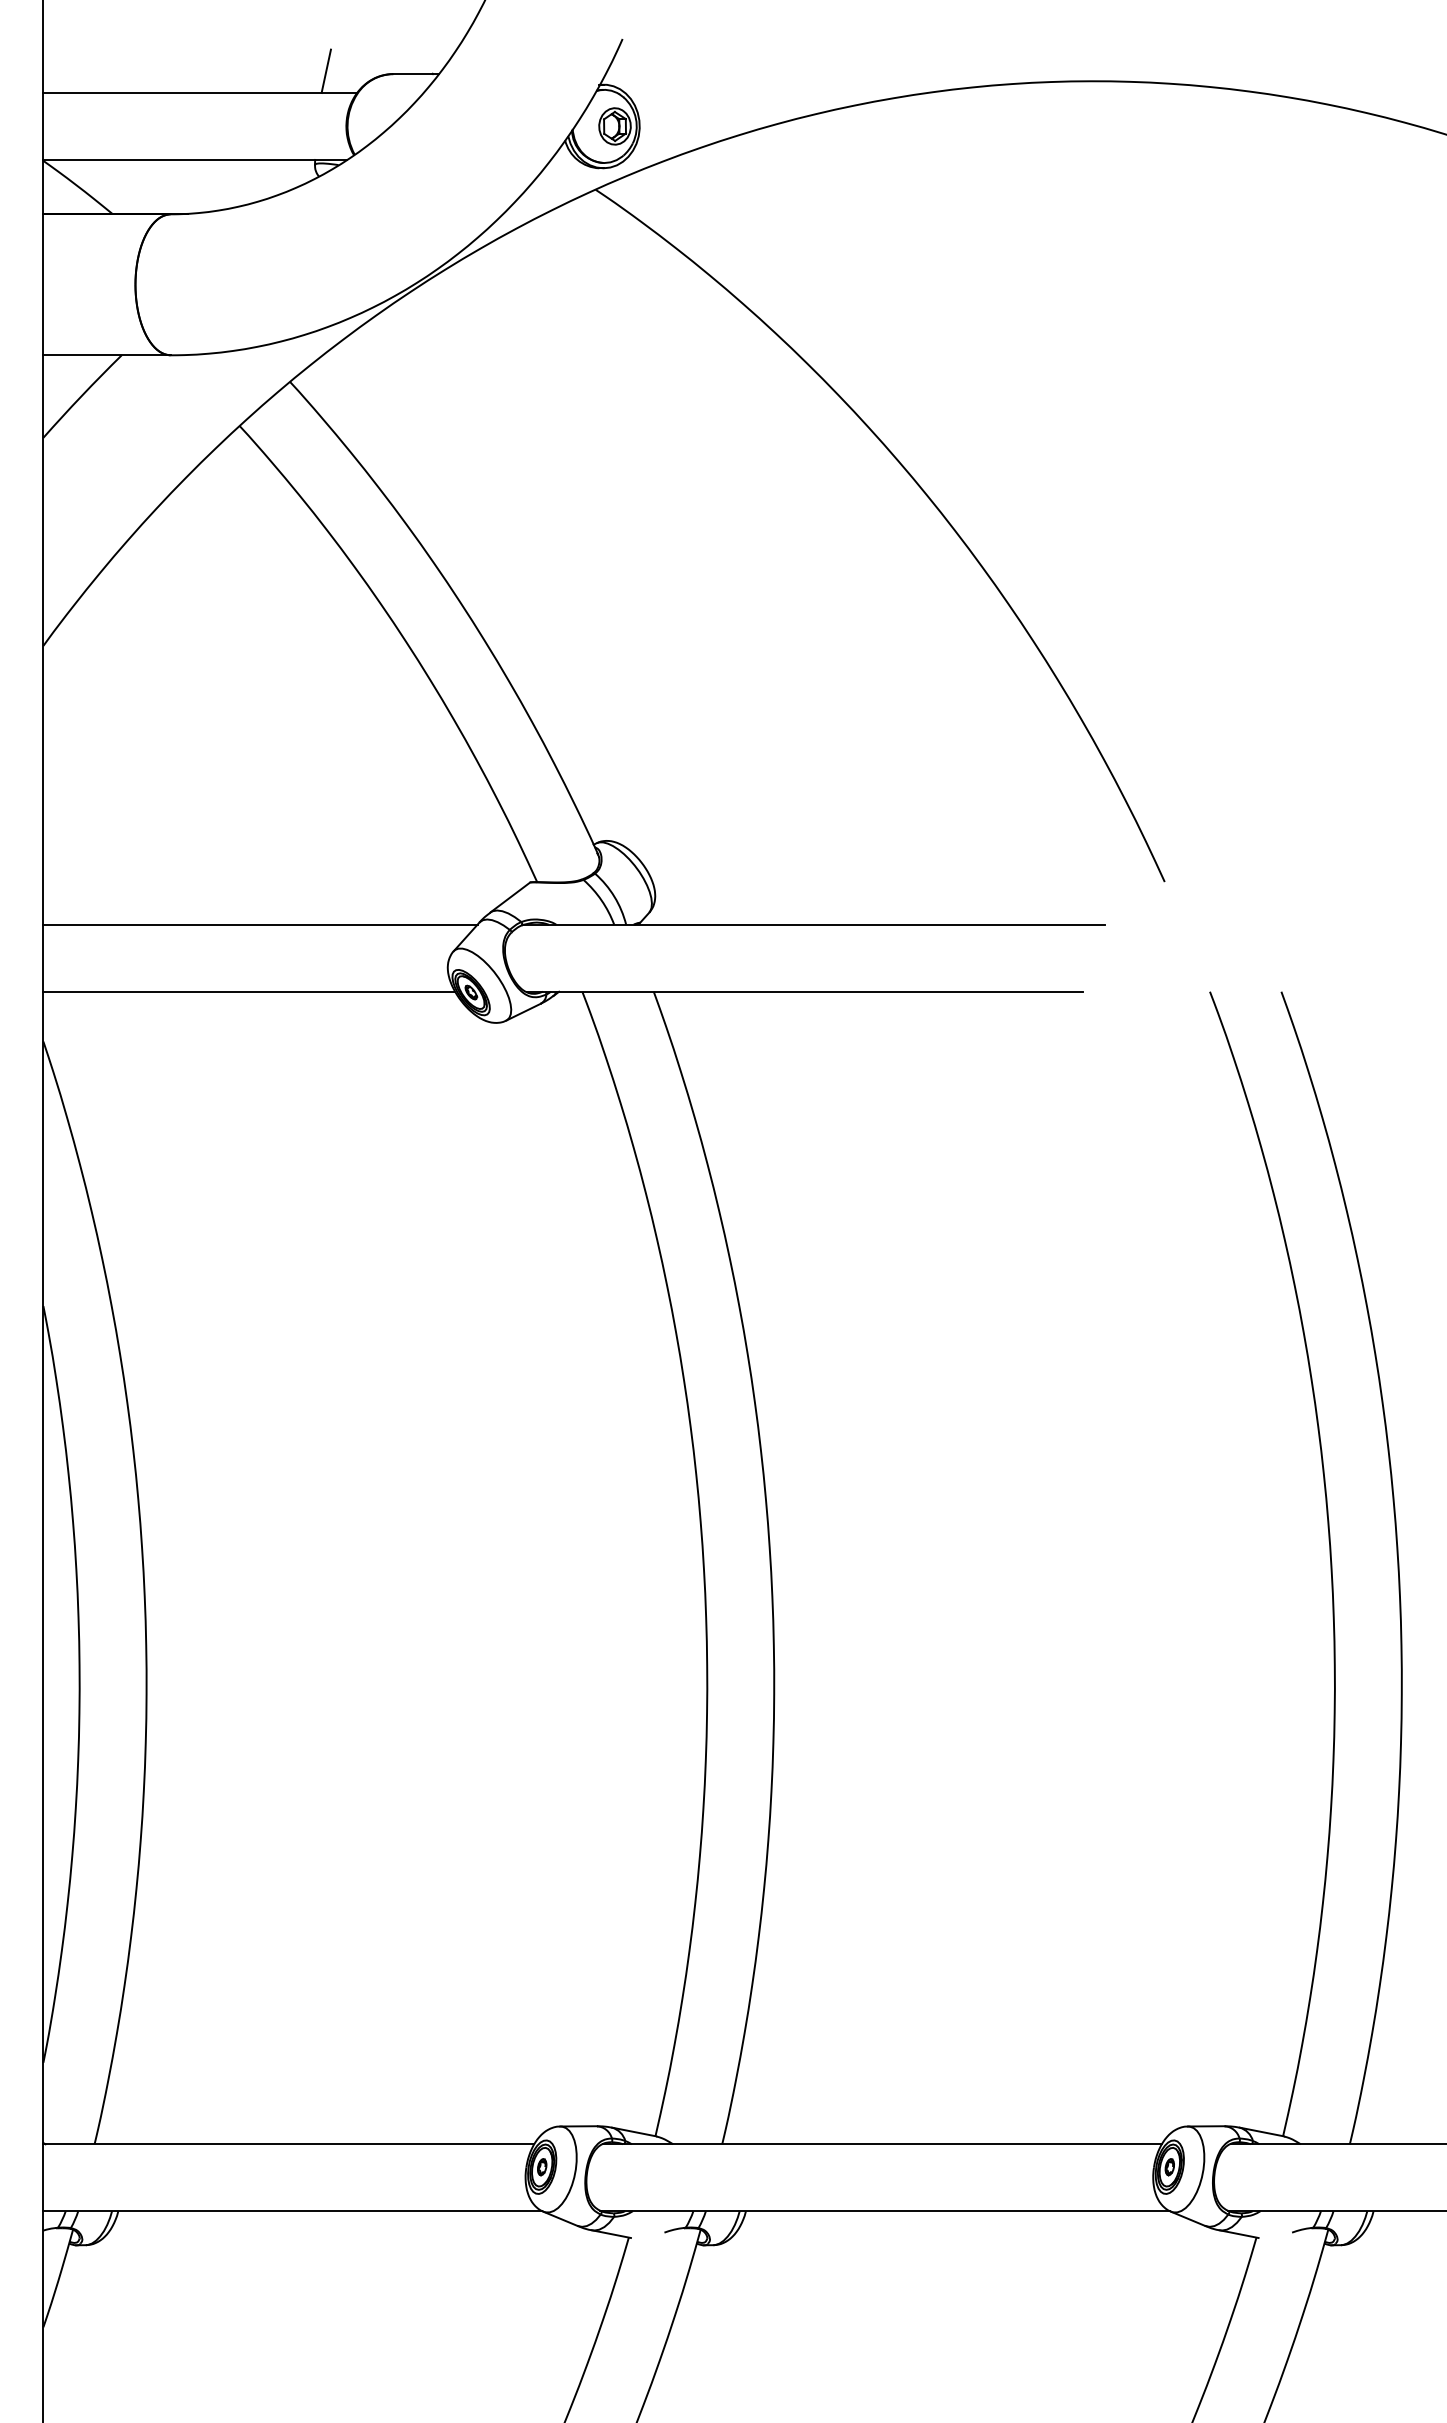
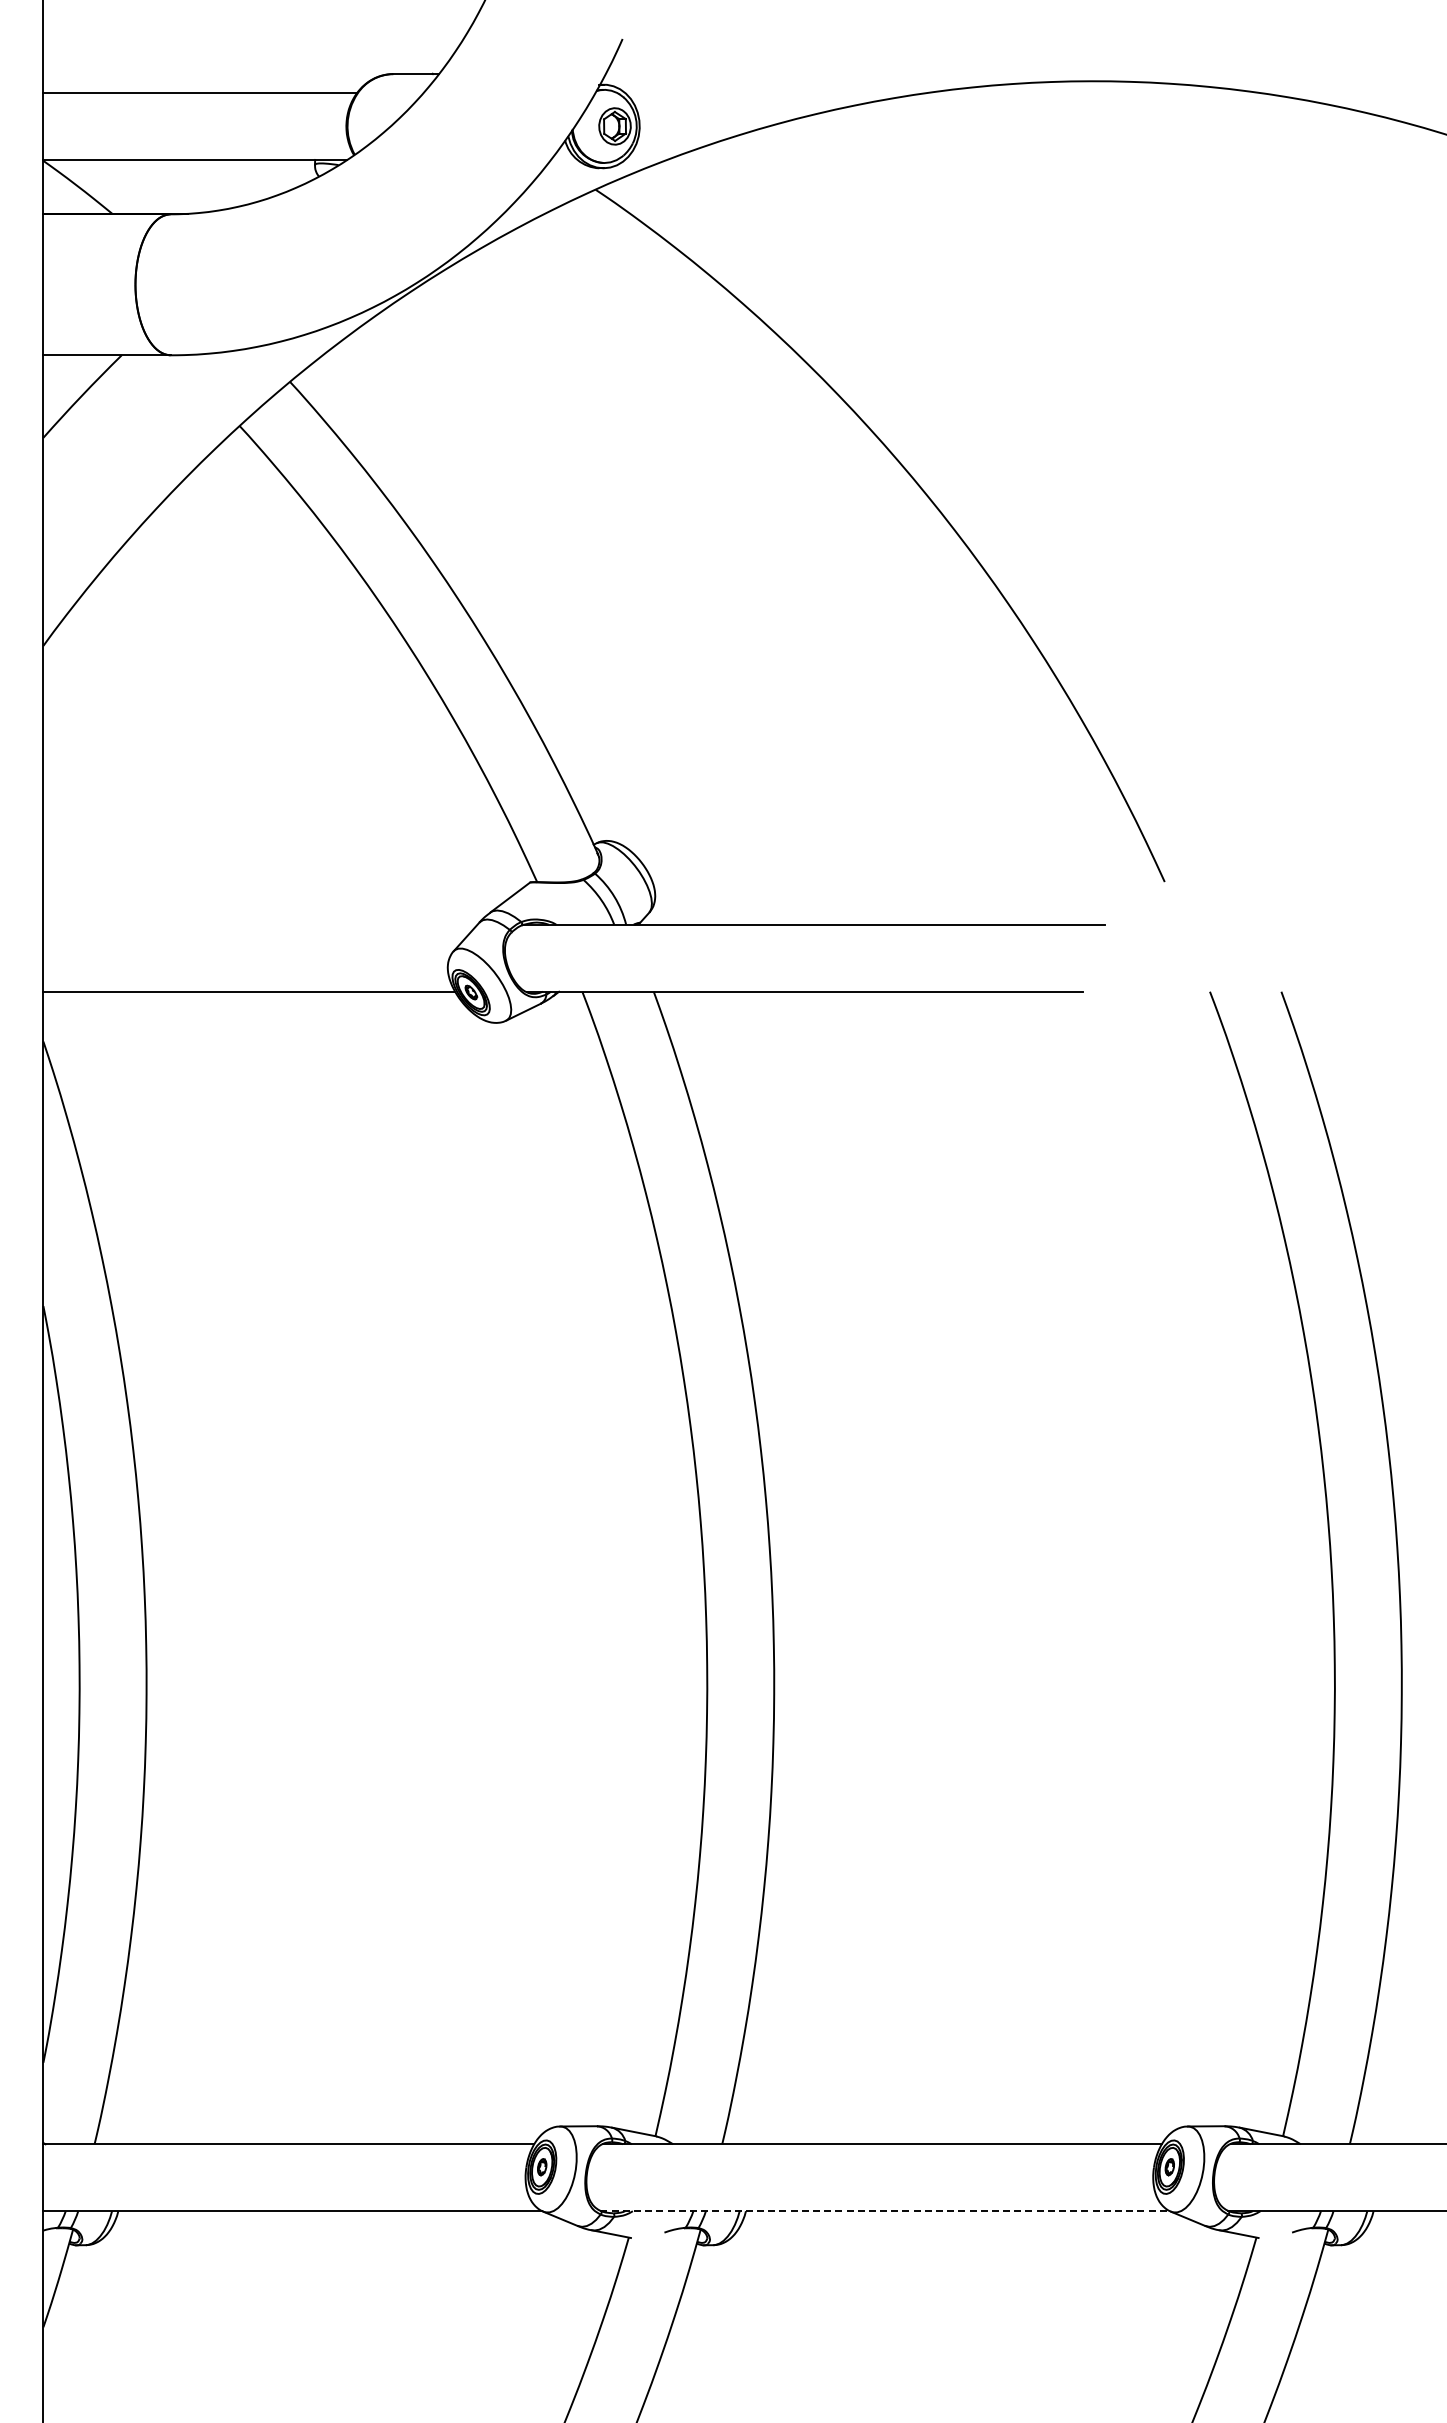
line: present -> none (325, 70)
line: present -> none (260, 924)
line: solid -> dashed (885, 2211)
